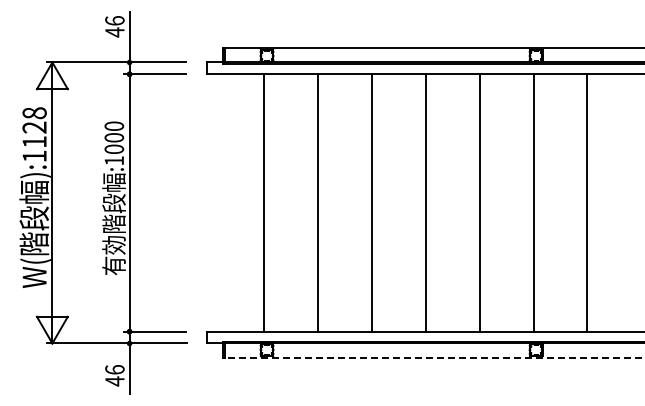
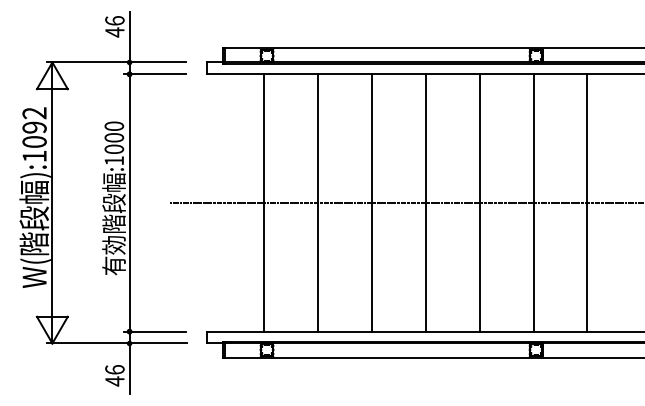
text: ):1128 -> ):1092 (34, 127)
line: none -> present (405, 202)
line: dashed -> solid (434, 357)
